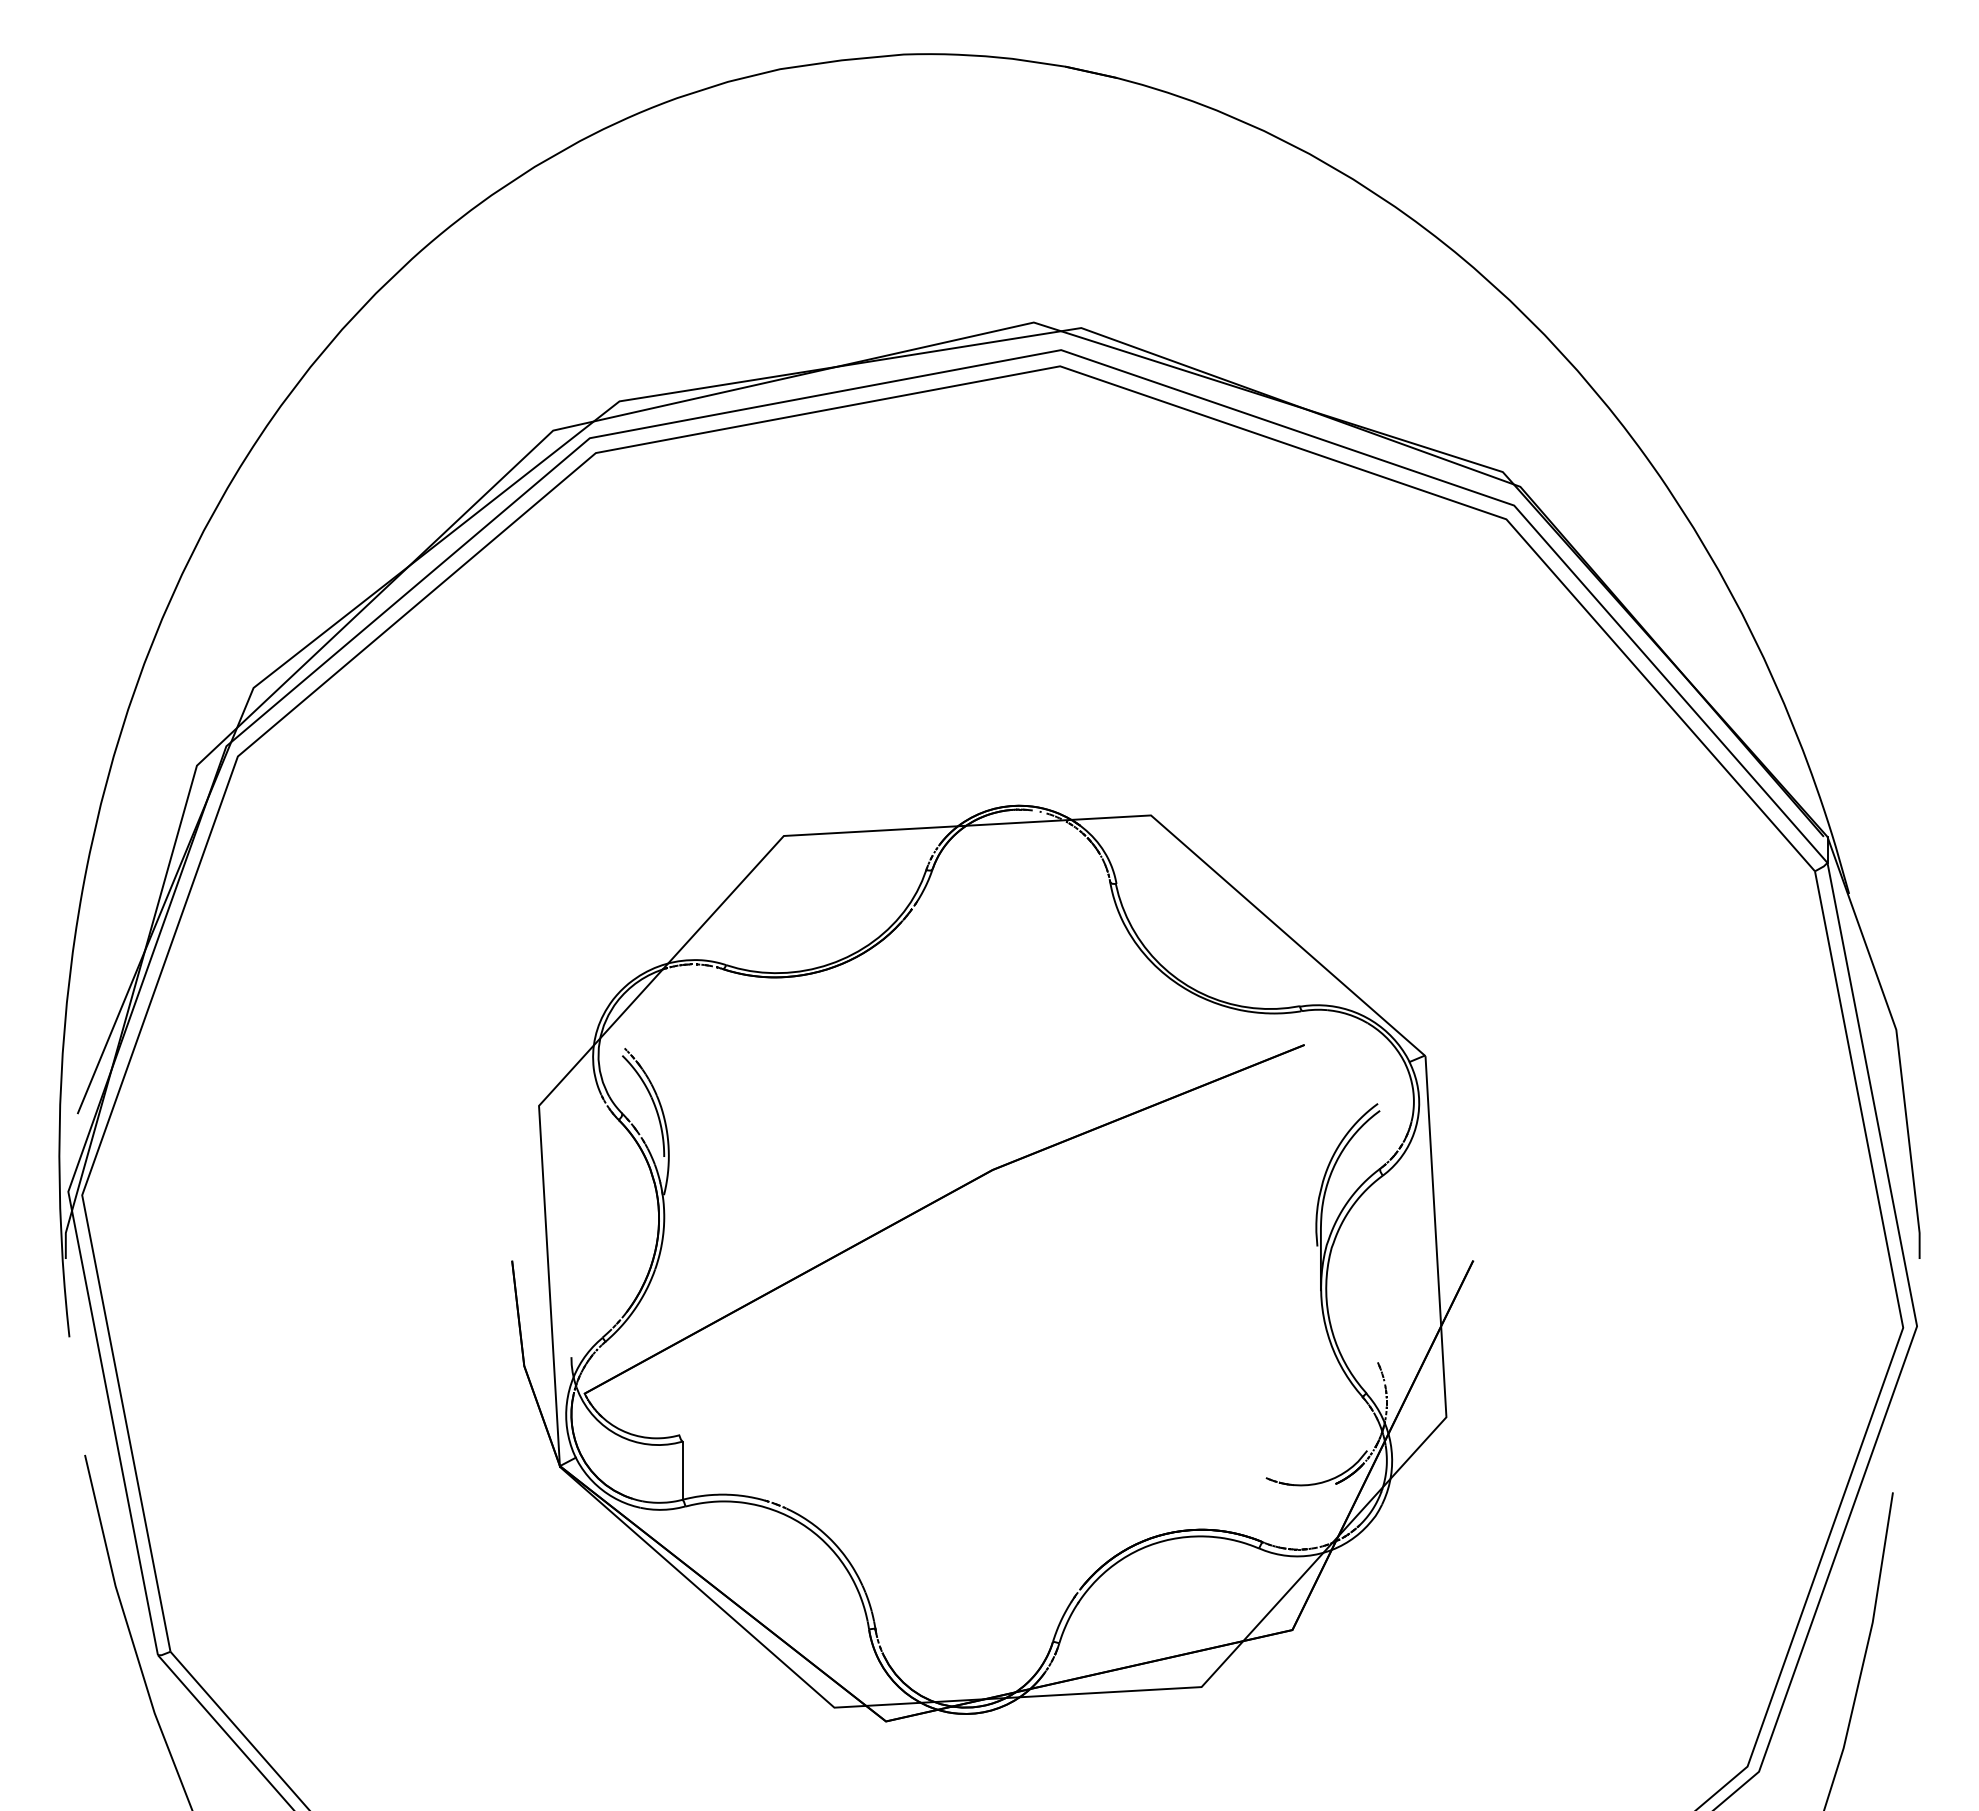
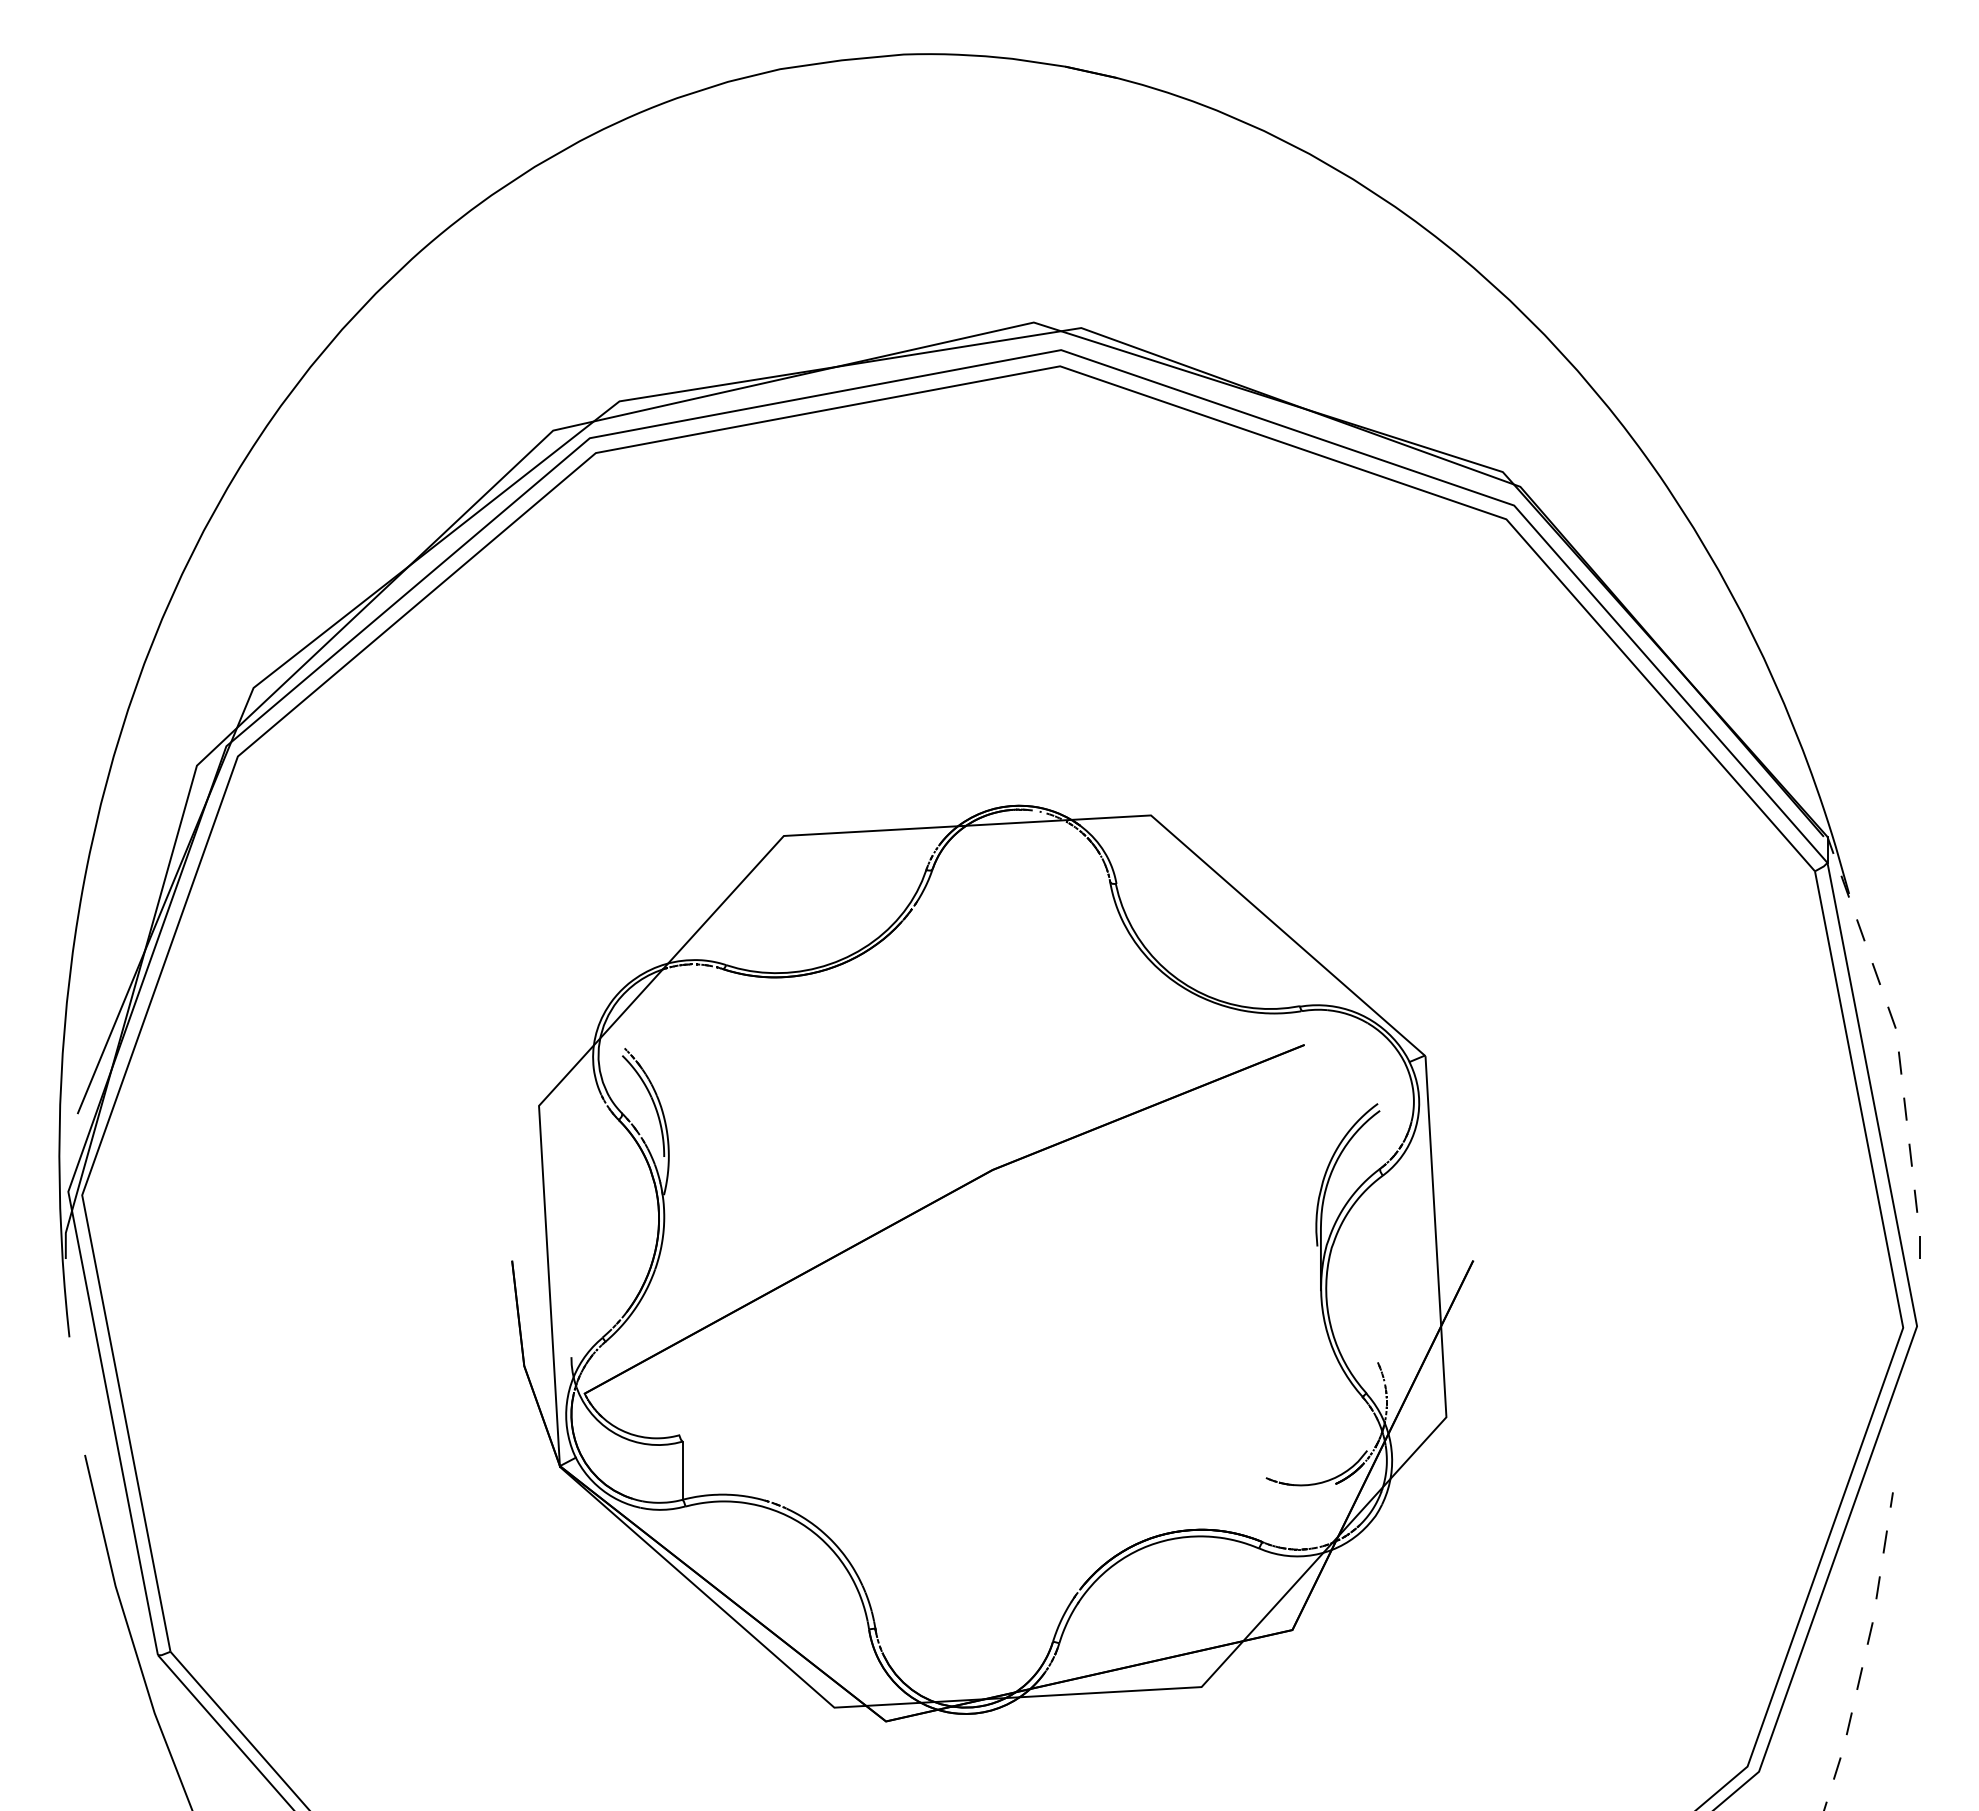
line: solid -> dashed (1897, 1042)
line: solid -> dashed (1865, 1652)
